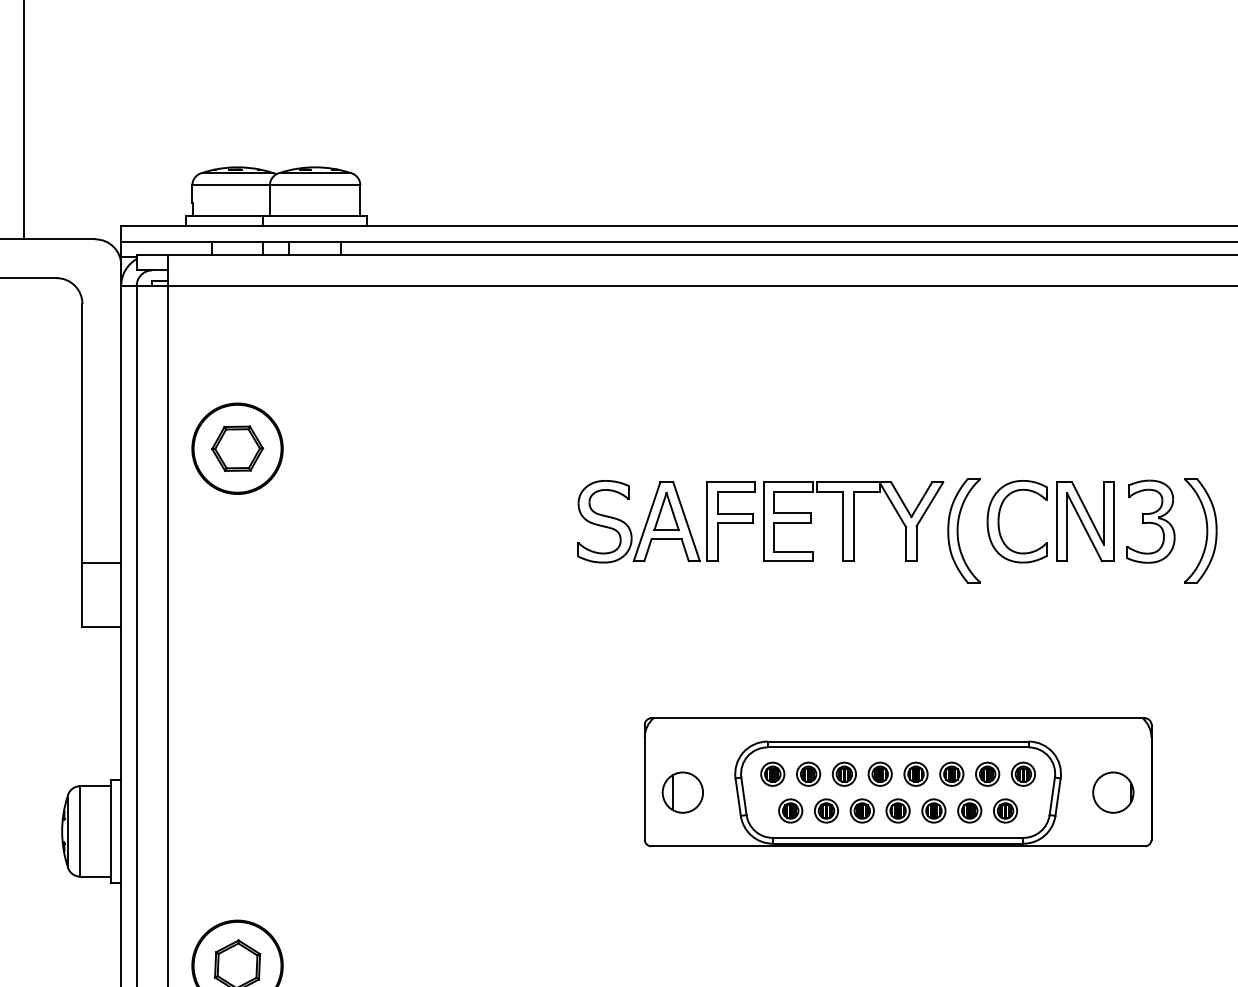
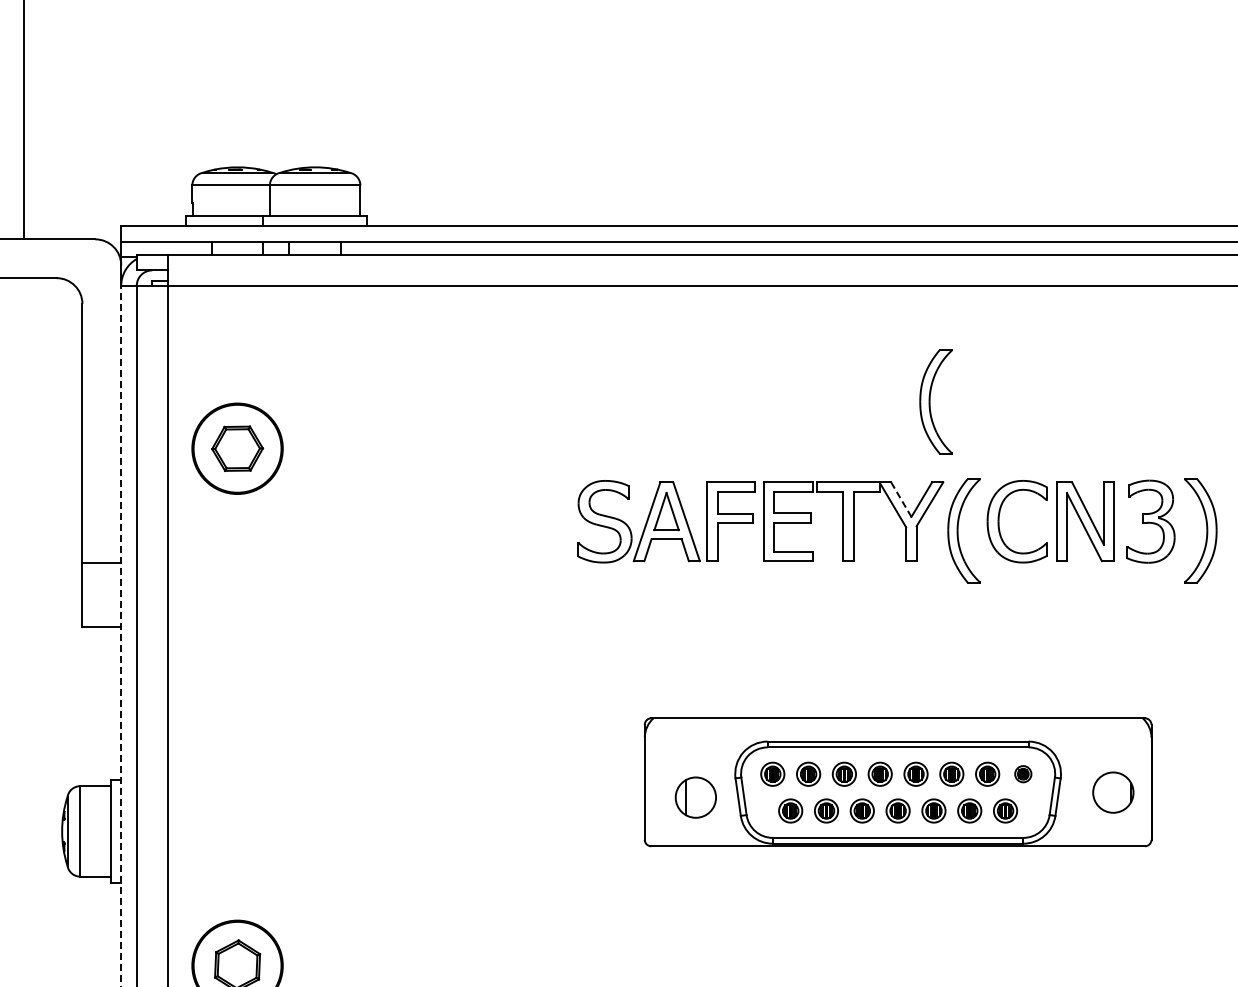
part: none -> present (935, 401)
line: solid -> dashed (901, 499)
line: solid -> dashed (121, 635)
part size: 26x26 px -> 19x19 px (1023, 774)
part position: (682, 792) -> (695, 797) (695, 797)
